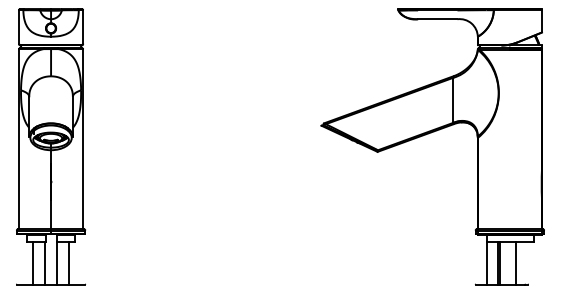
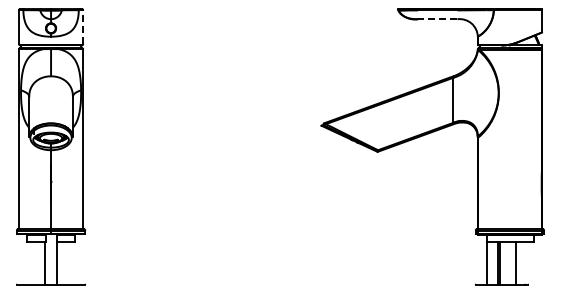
line: solid -> dashed (437, 19)
line: solid -> dashed (83, 27)
line: present -> none (33, 262)
line: present -> none (69, 262)
